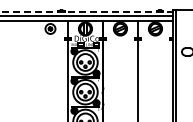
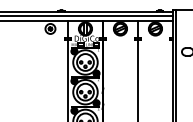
line: dashed -> solid (86, 11)
